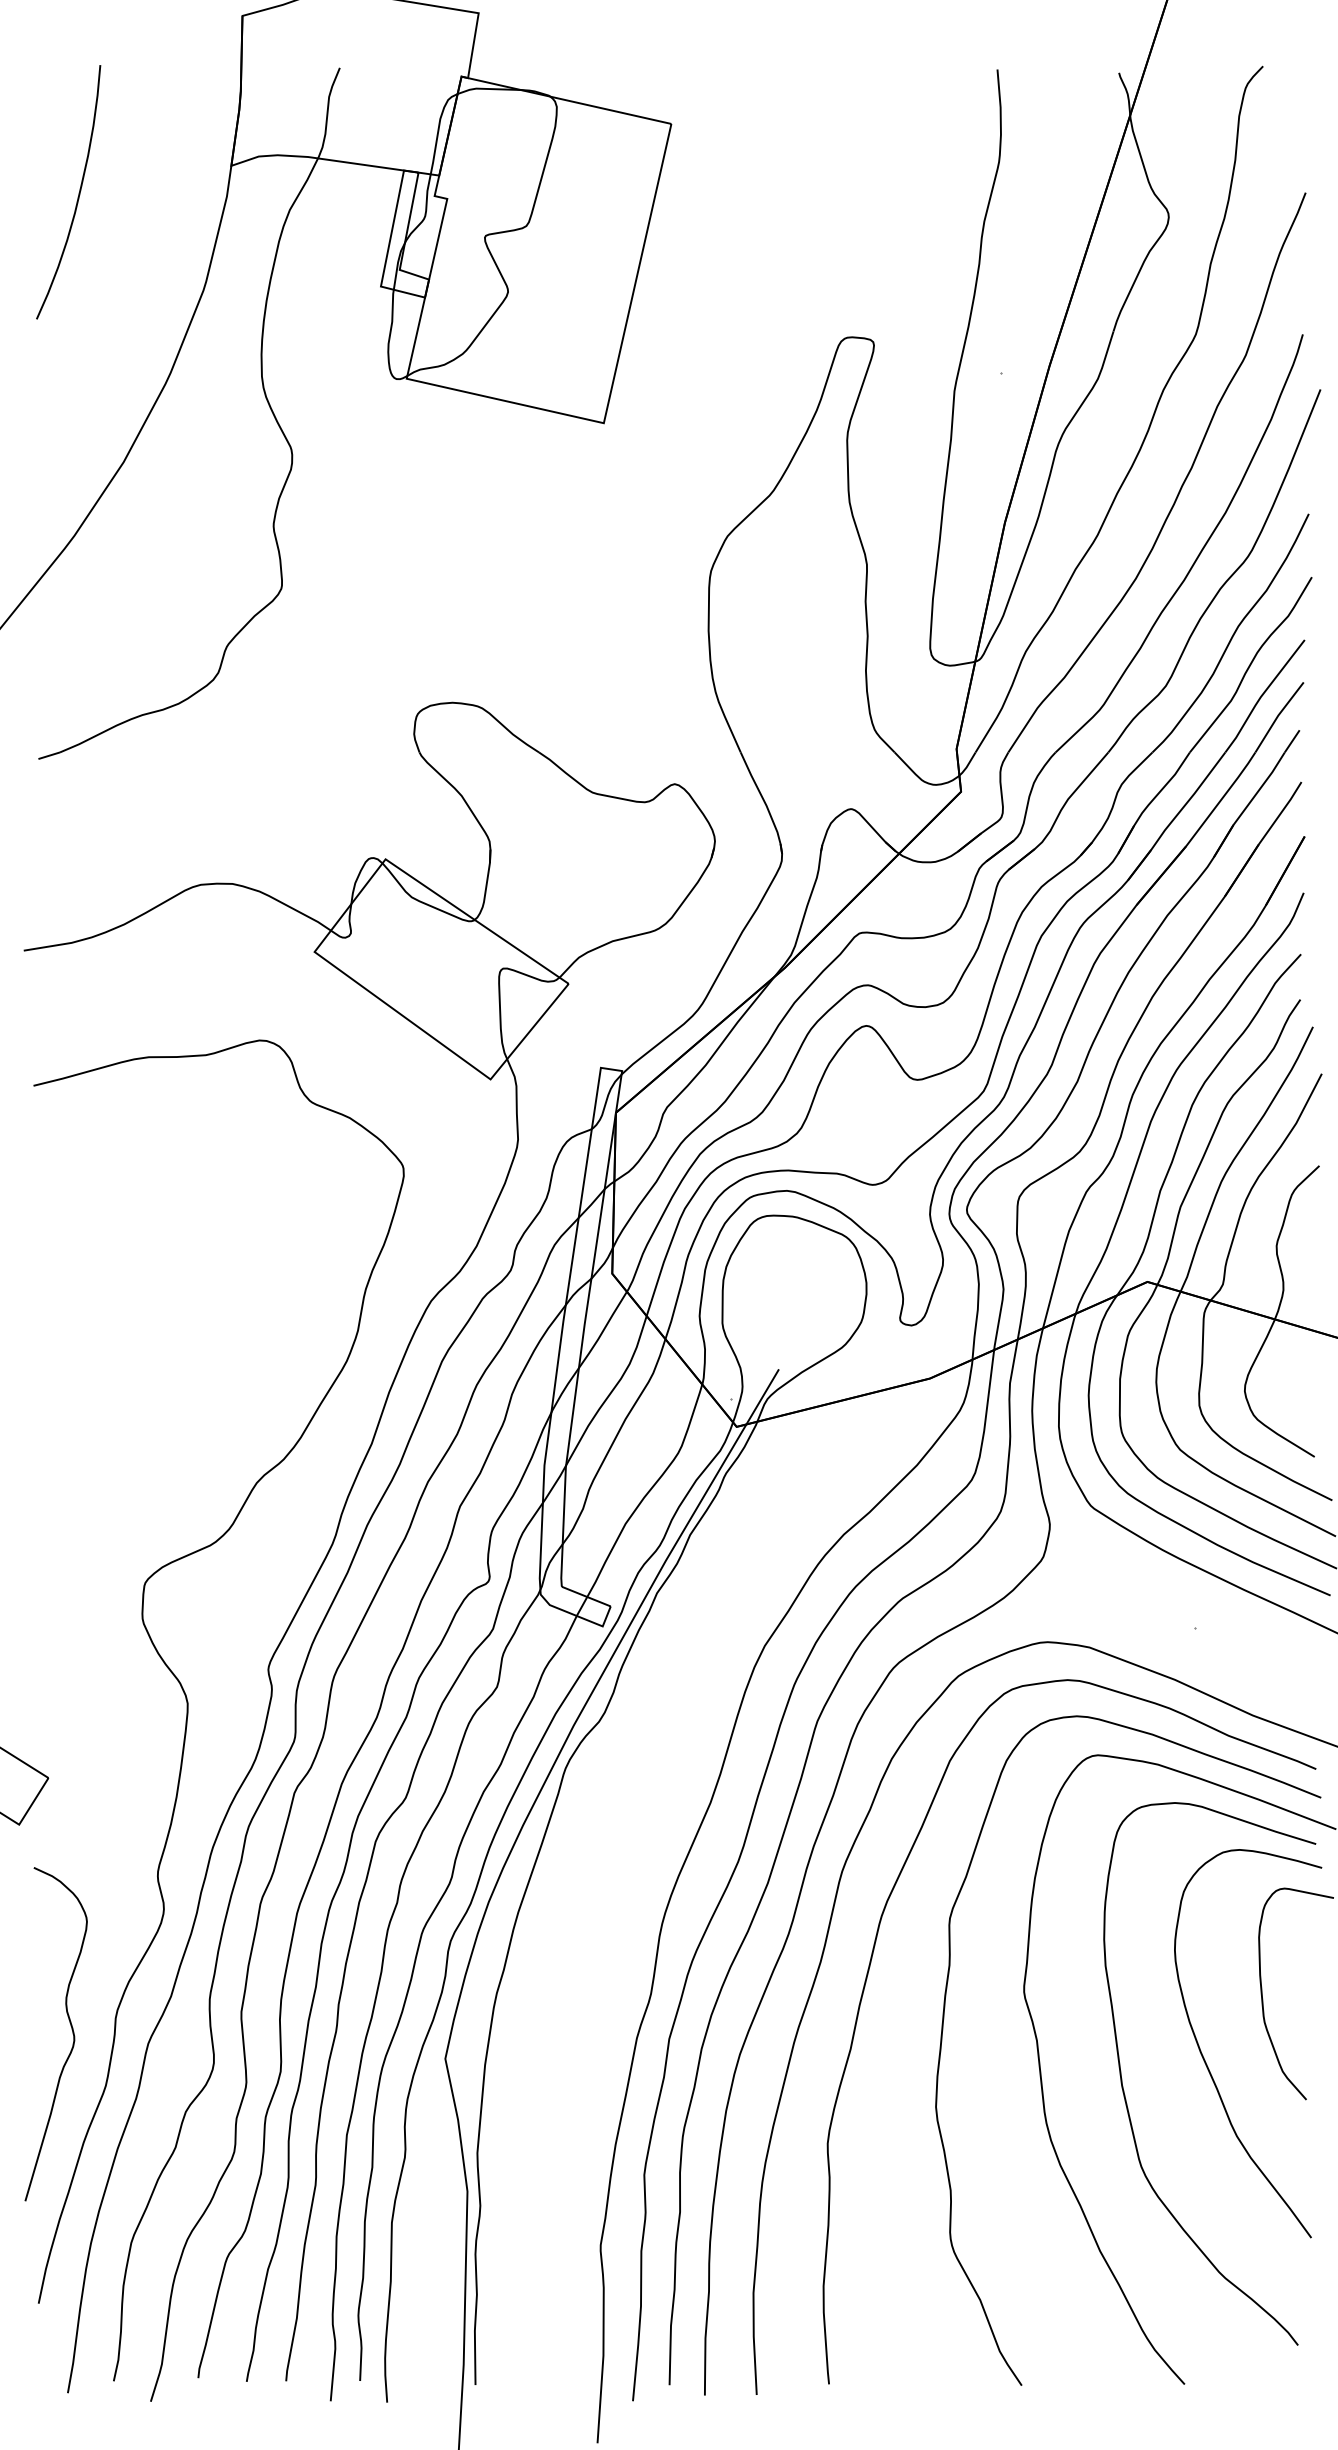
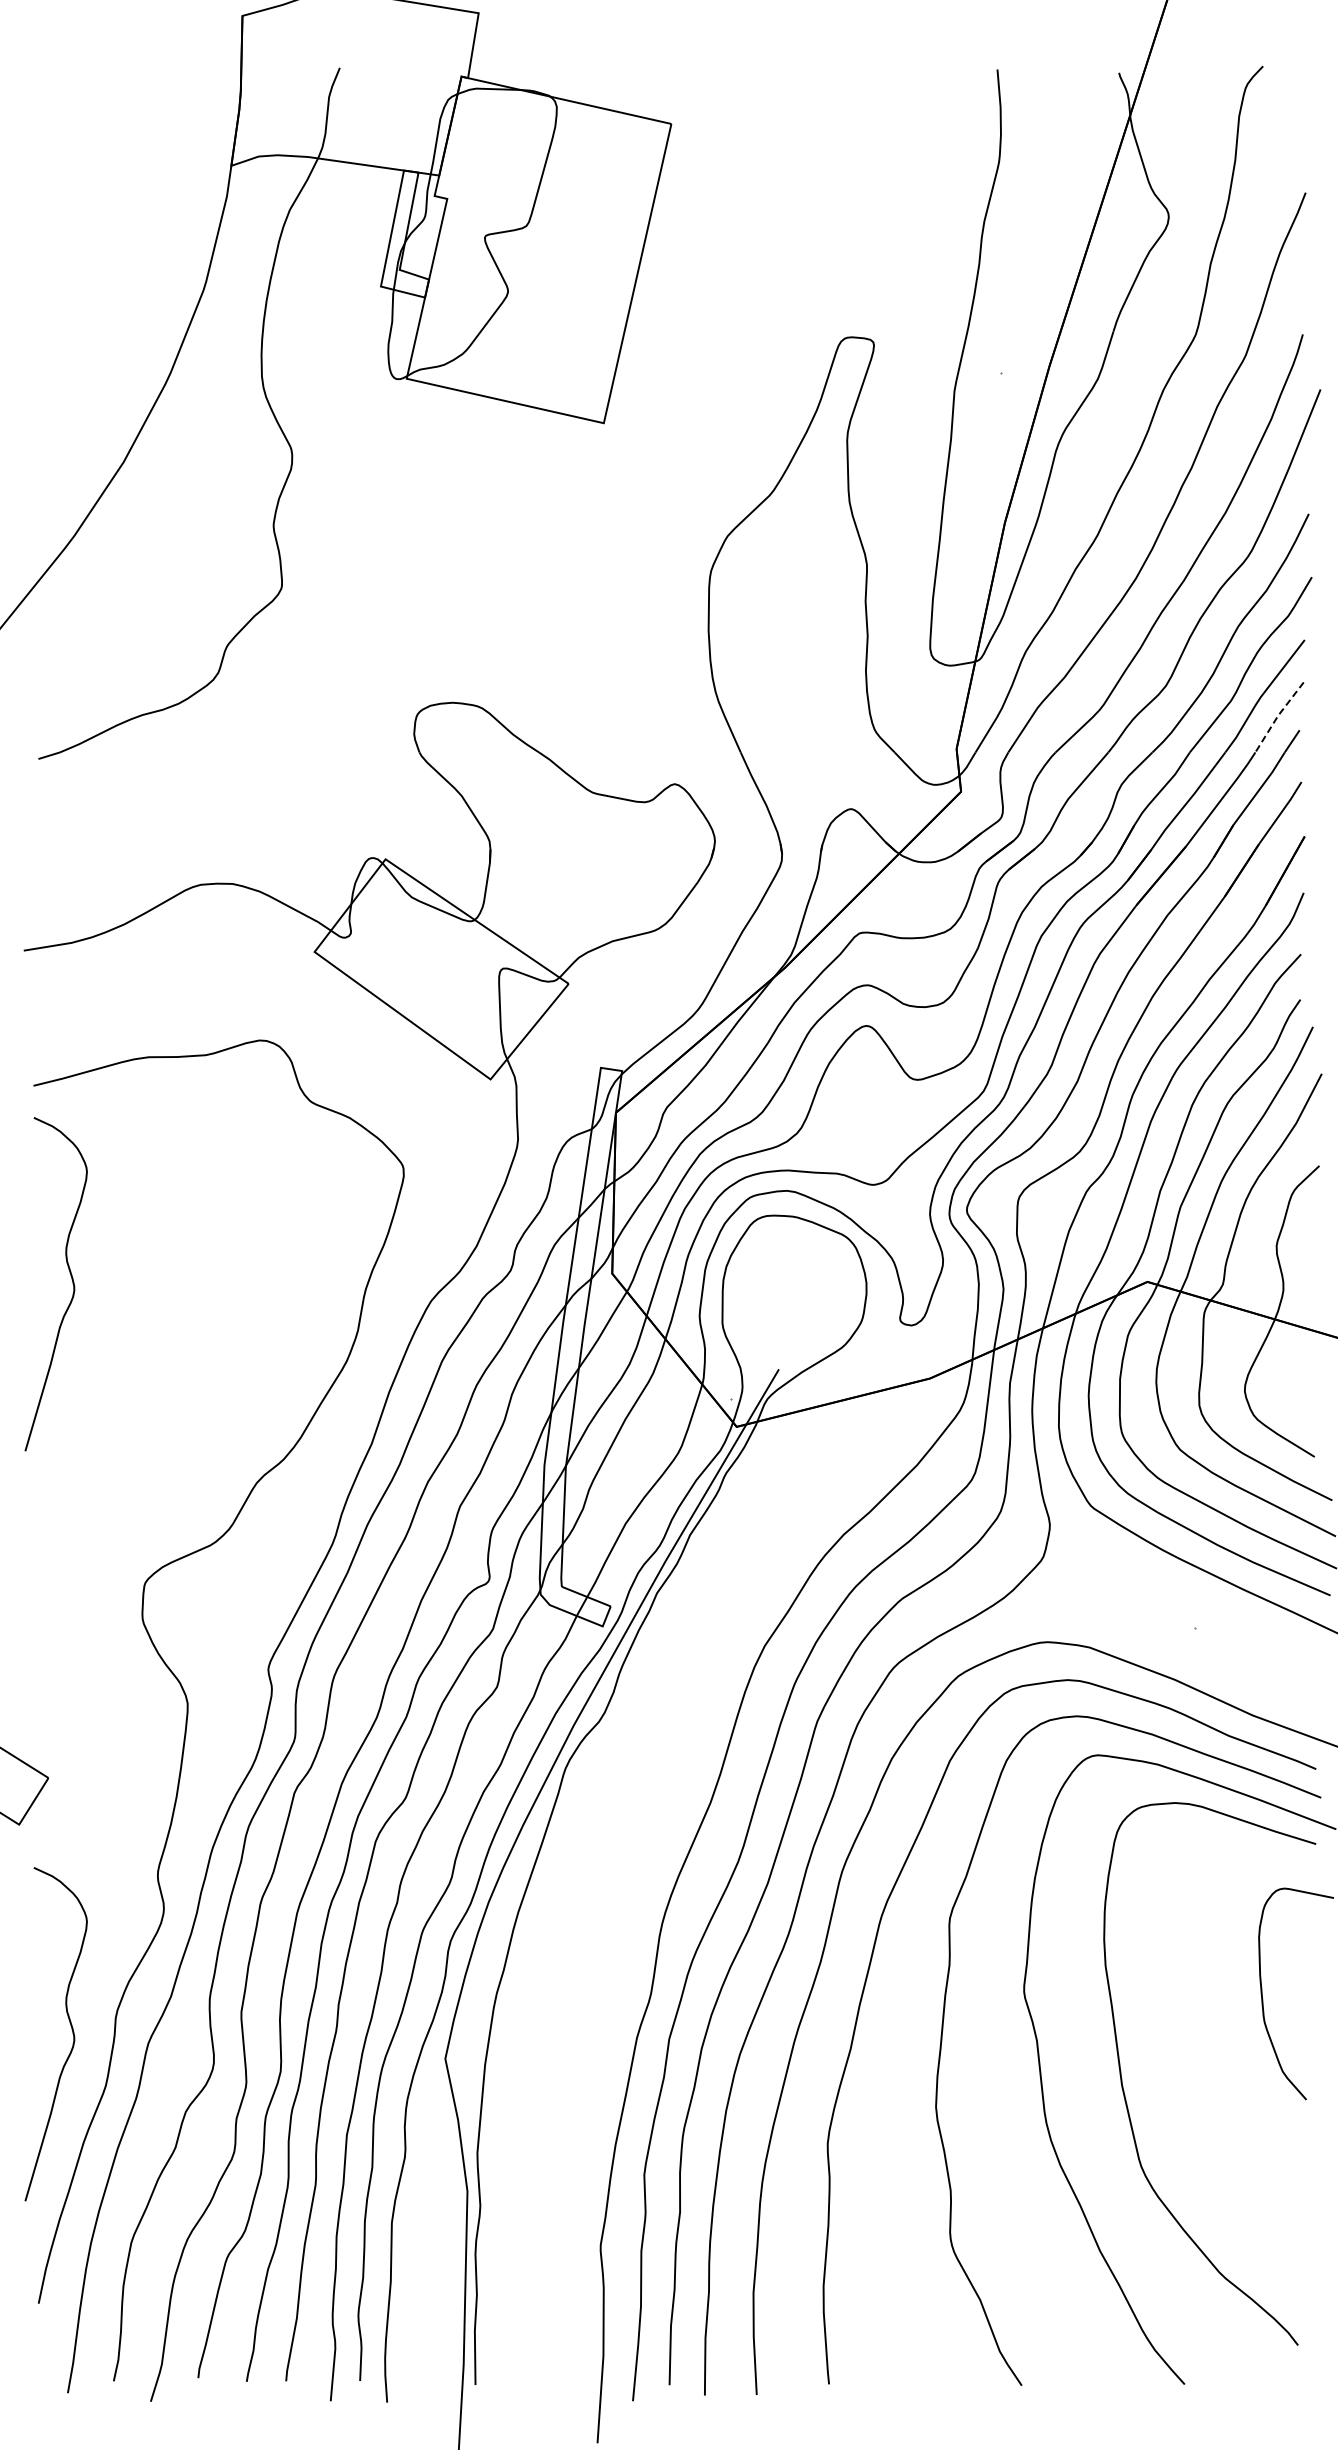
curve: present -> none (78, 192)
line: solid -> dashed (1277, 716)
curve: none -> present (71, 1279)
curve: present -> none (1207, 2064)
